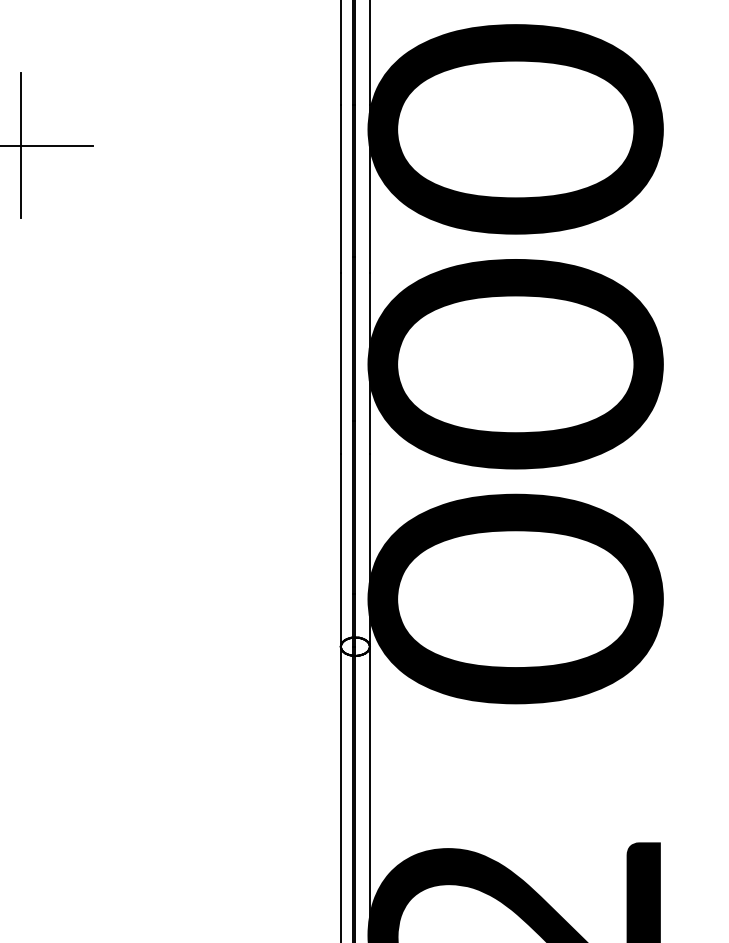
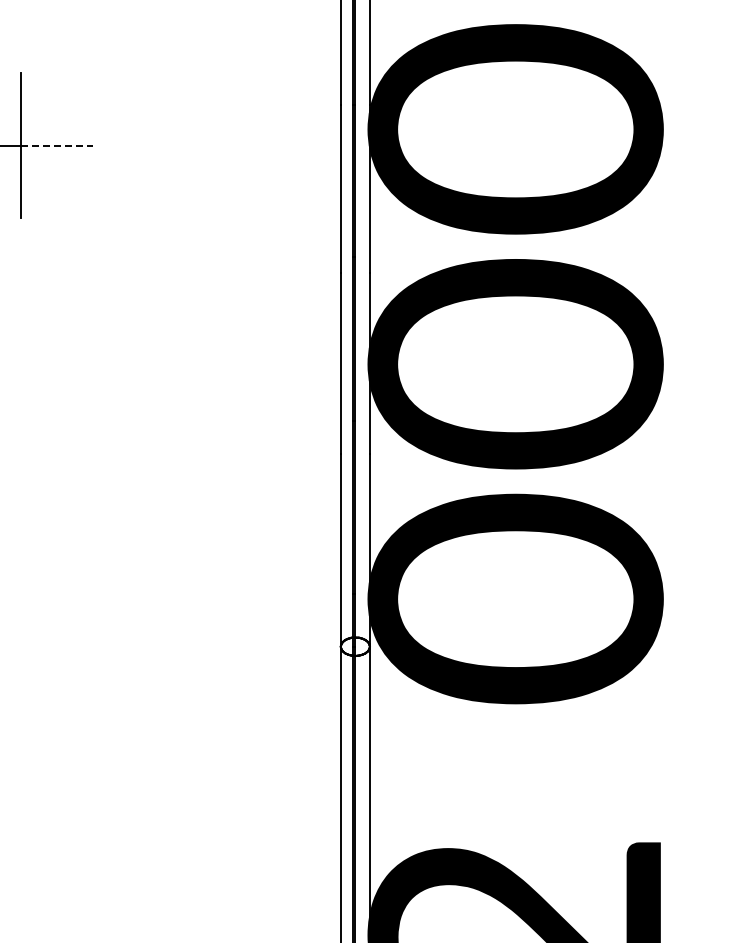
line: solid -> dashed (57, 145)
